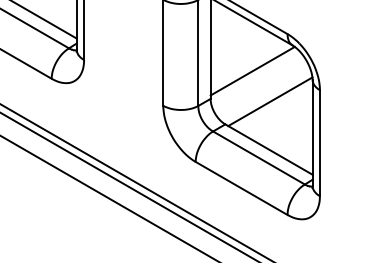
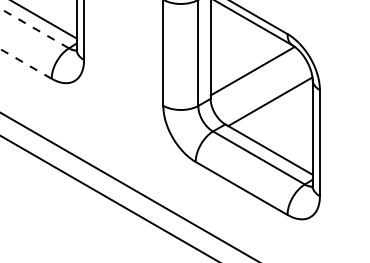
line: solid -> dashed (34, 28)
line: solid -> dashed (25, 63)
line: present -> none (136, 182)
